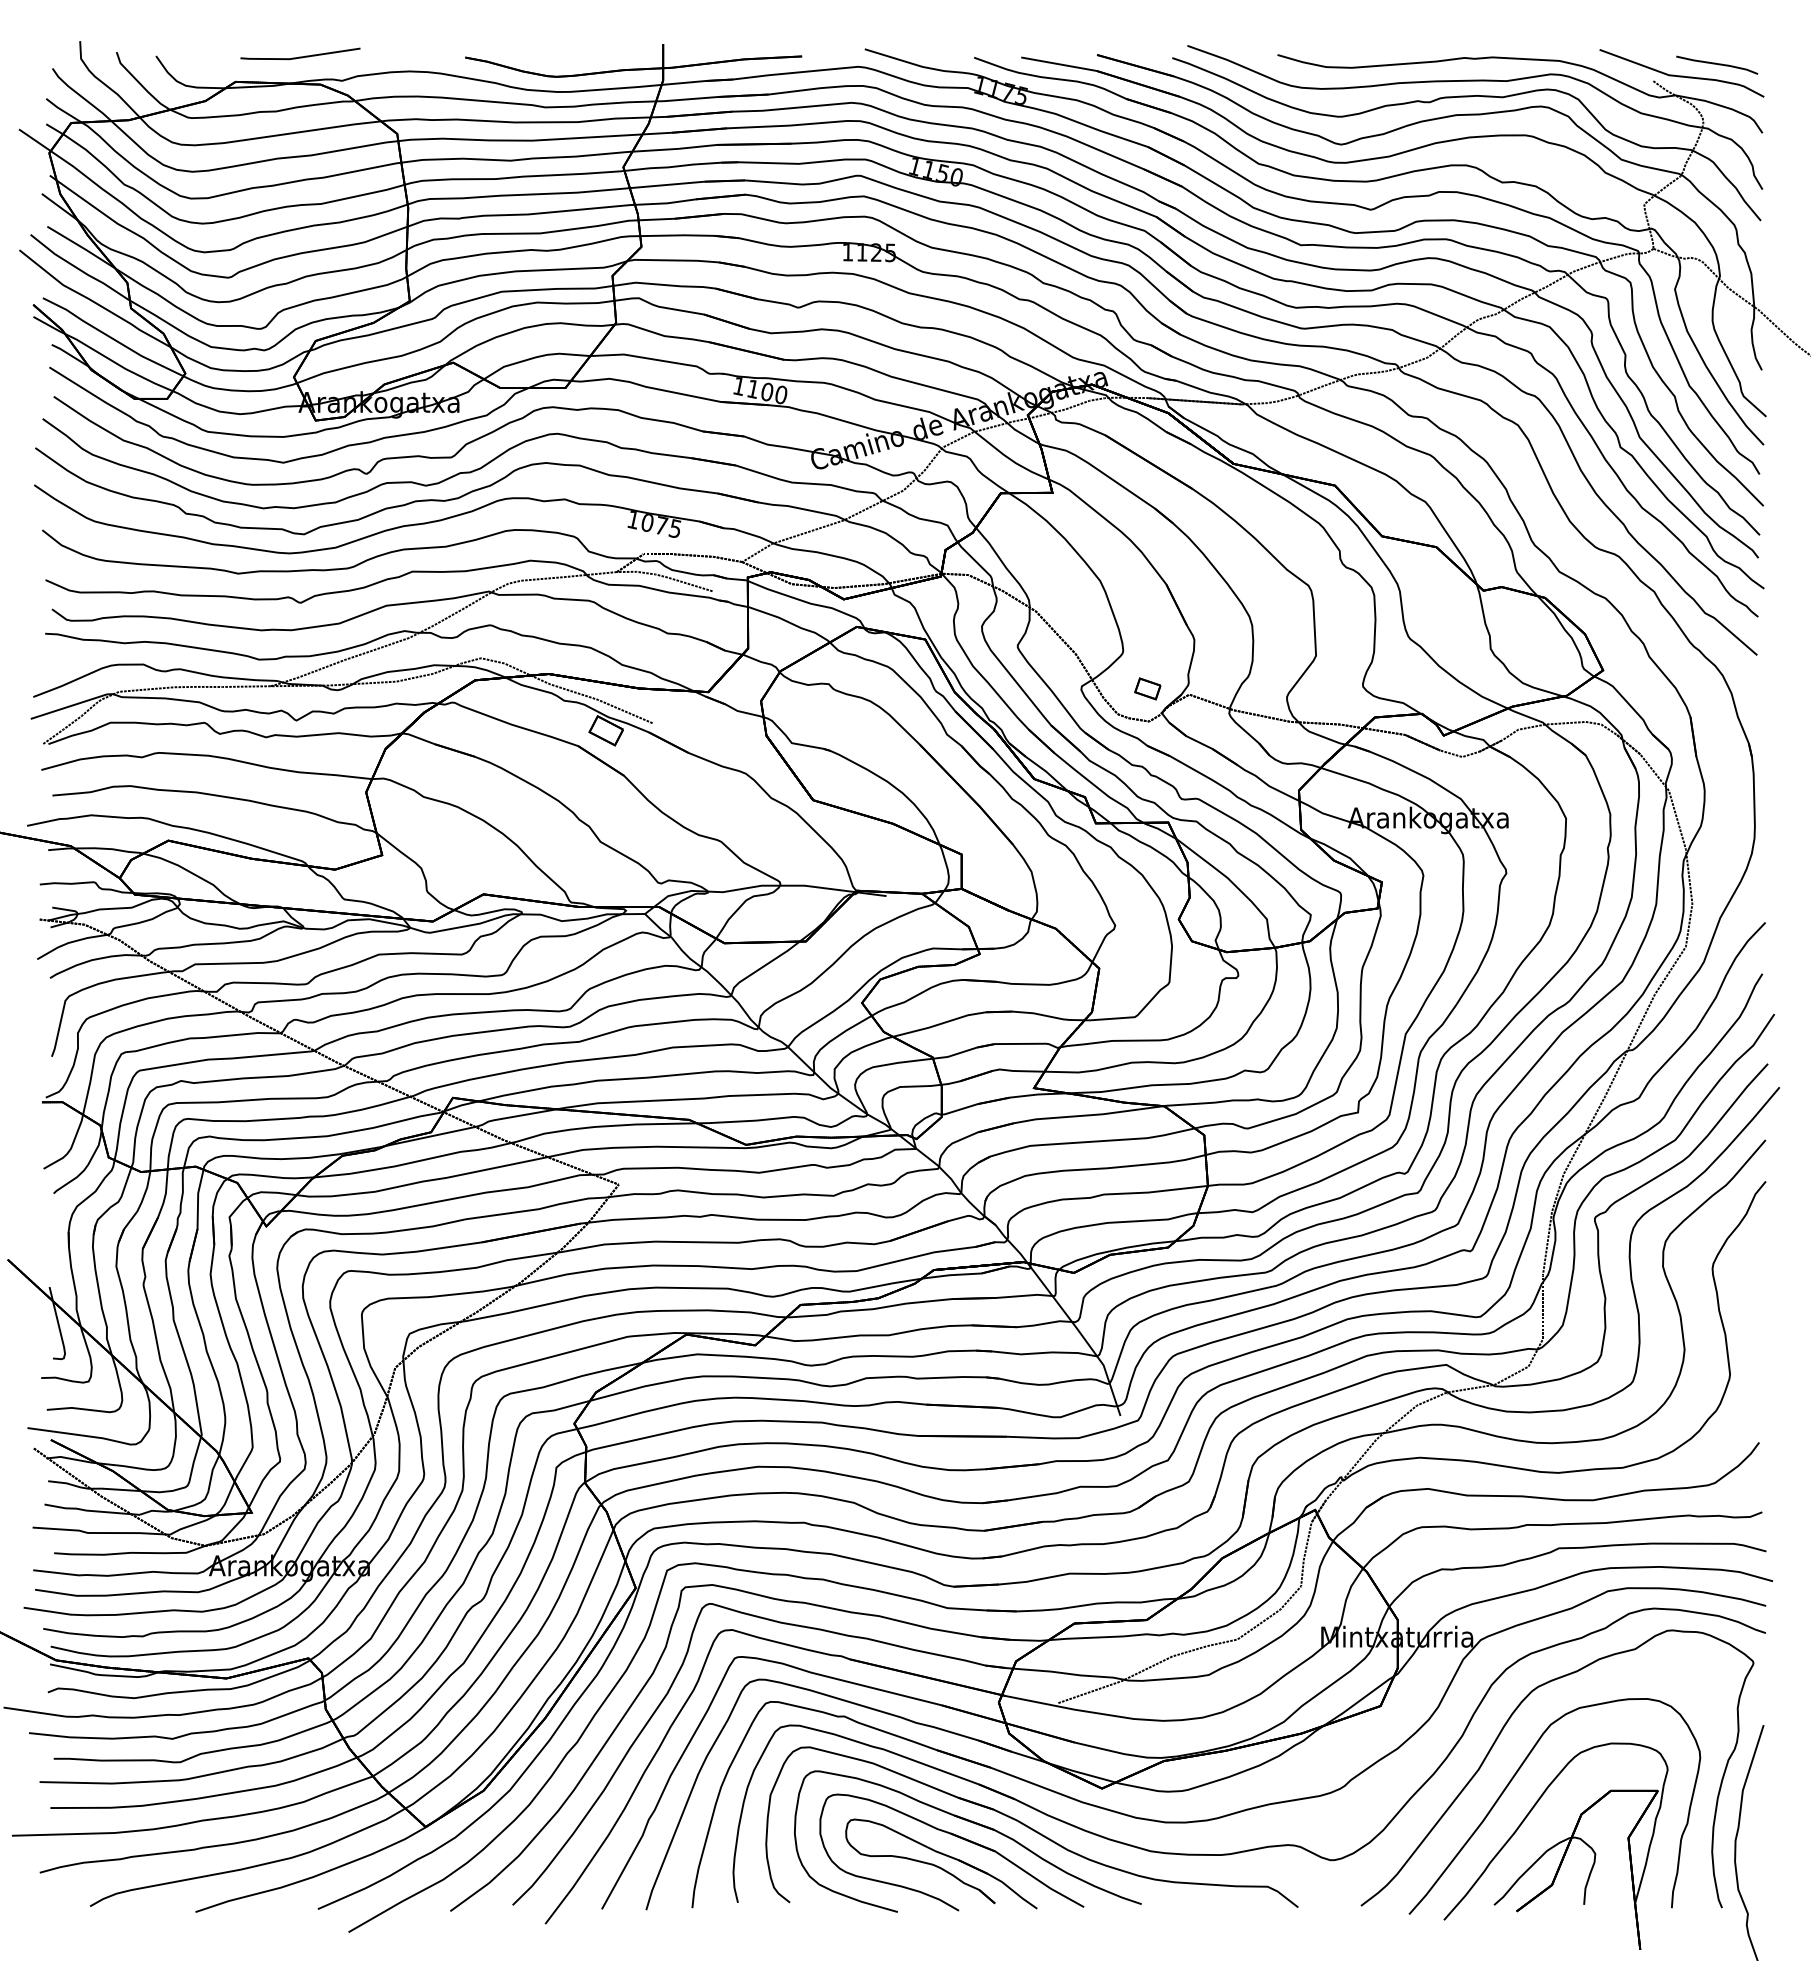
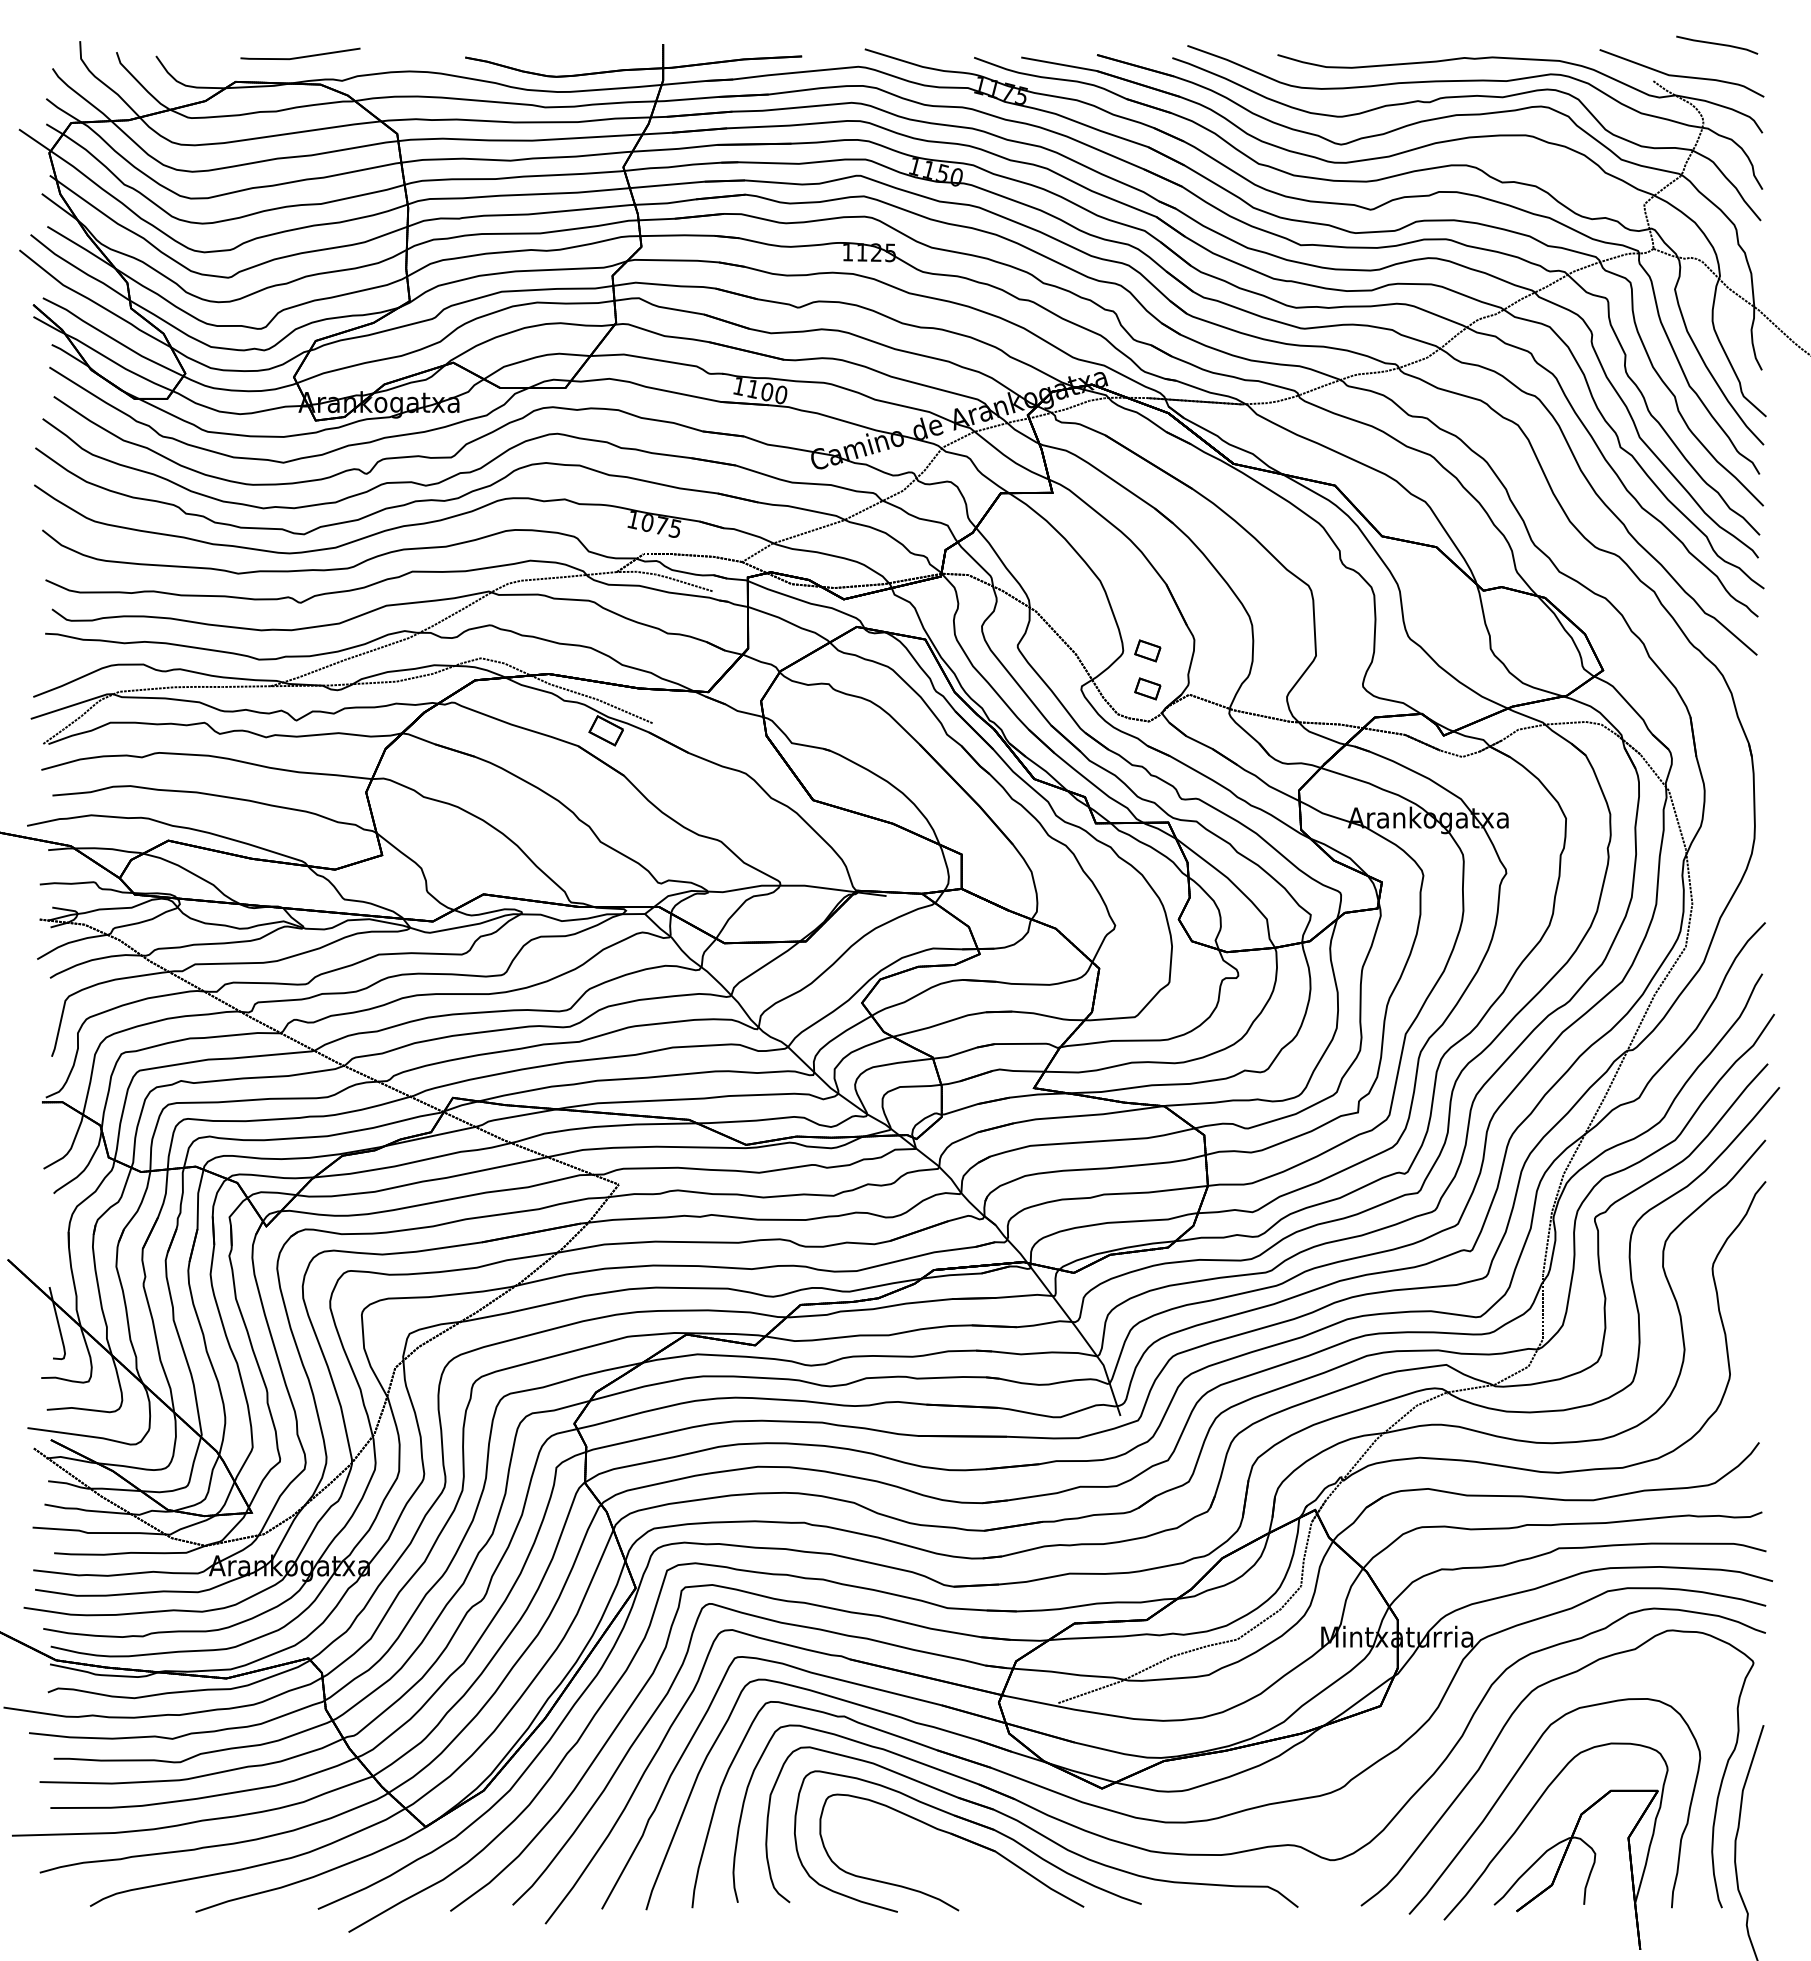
part position: (1717, 64) -> (1717, 44) (1717, 44)
part: none -> present (1147, 650)
part: present -> none (941, 1863)
